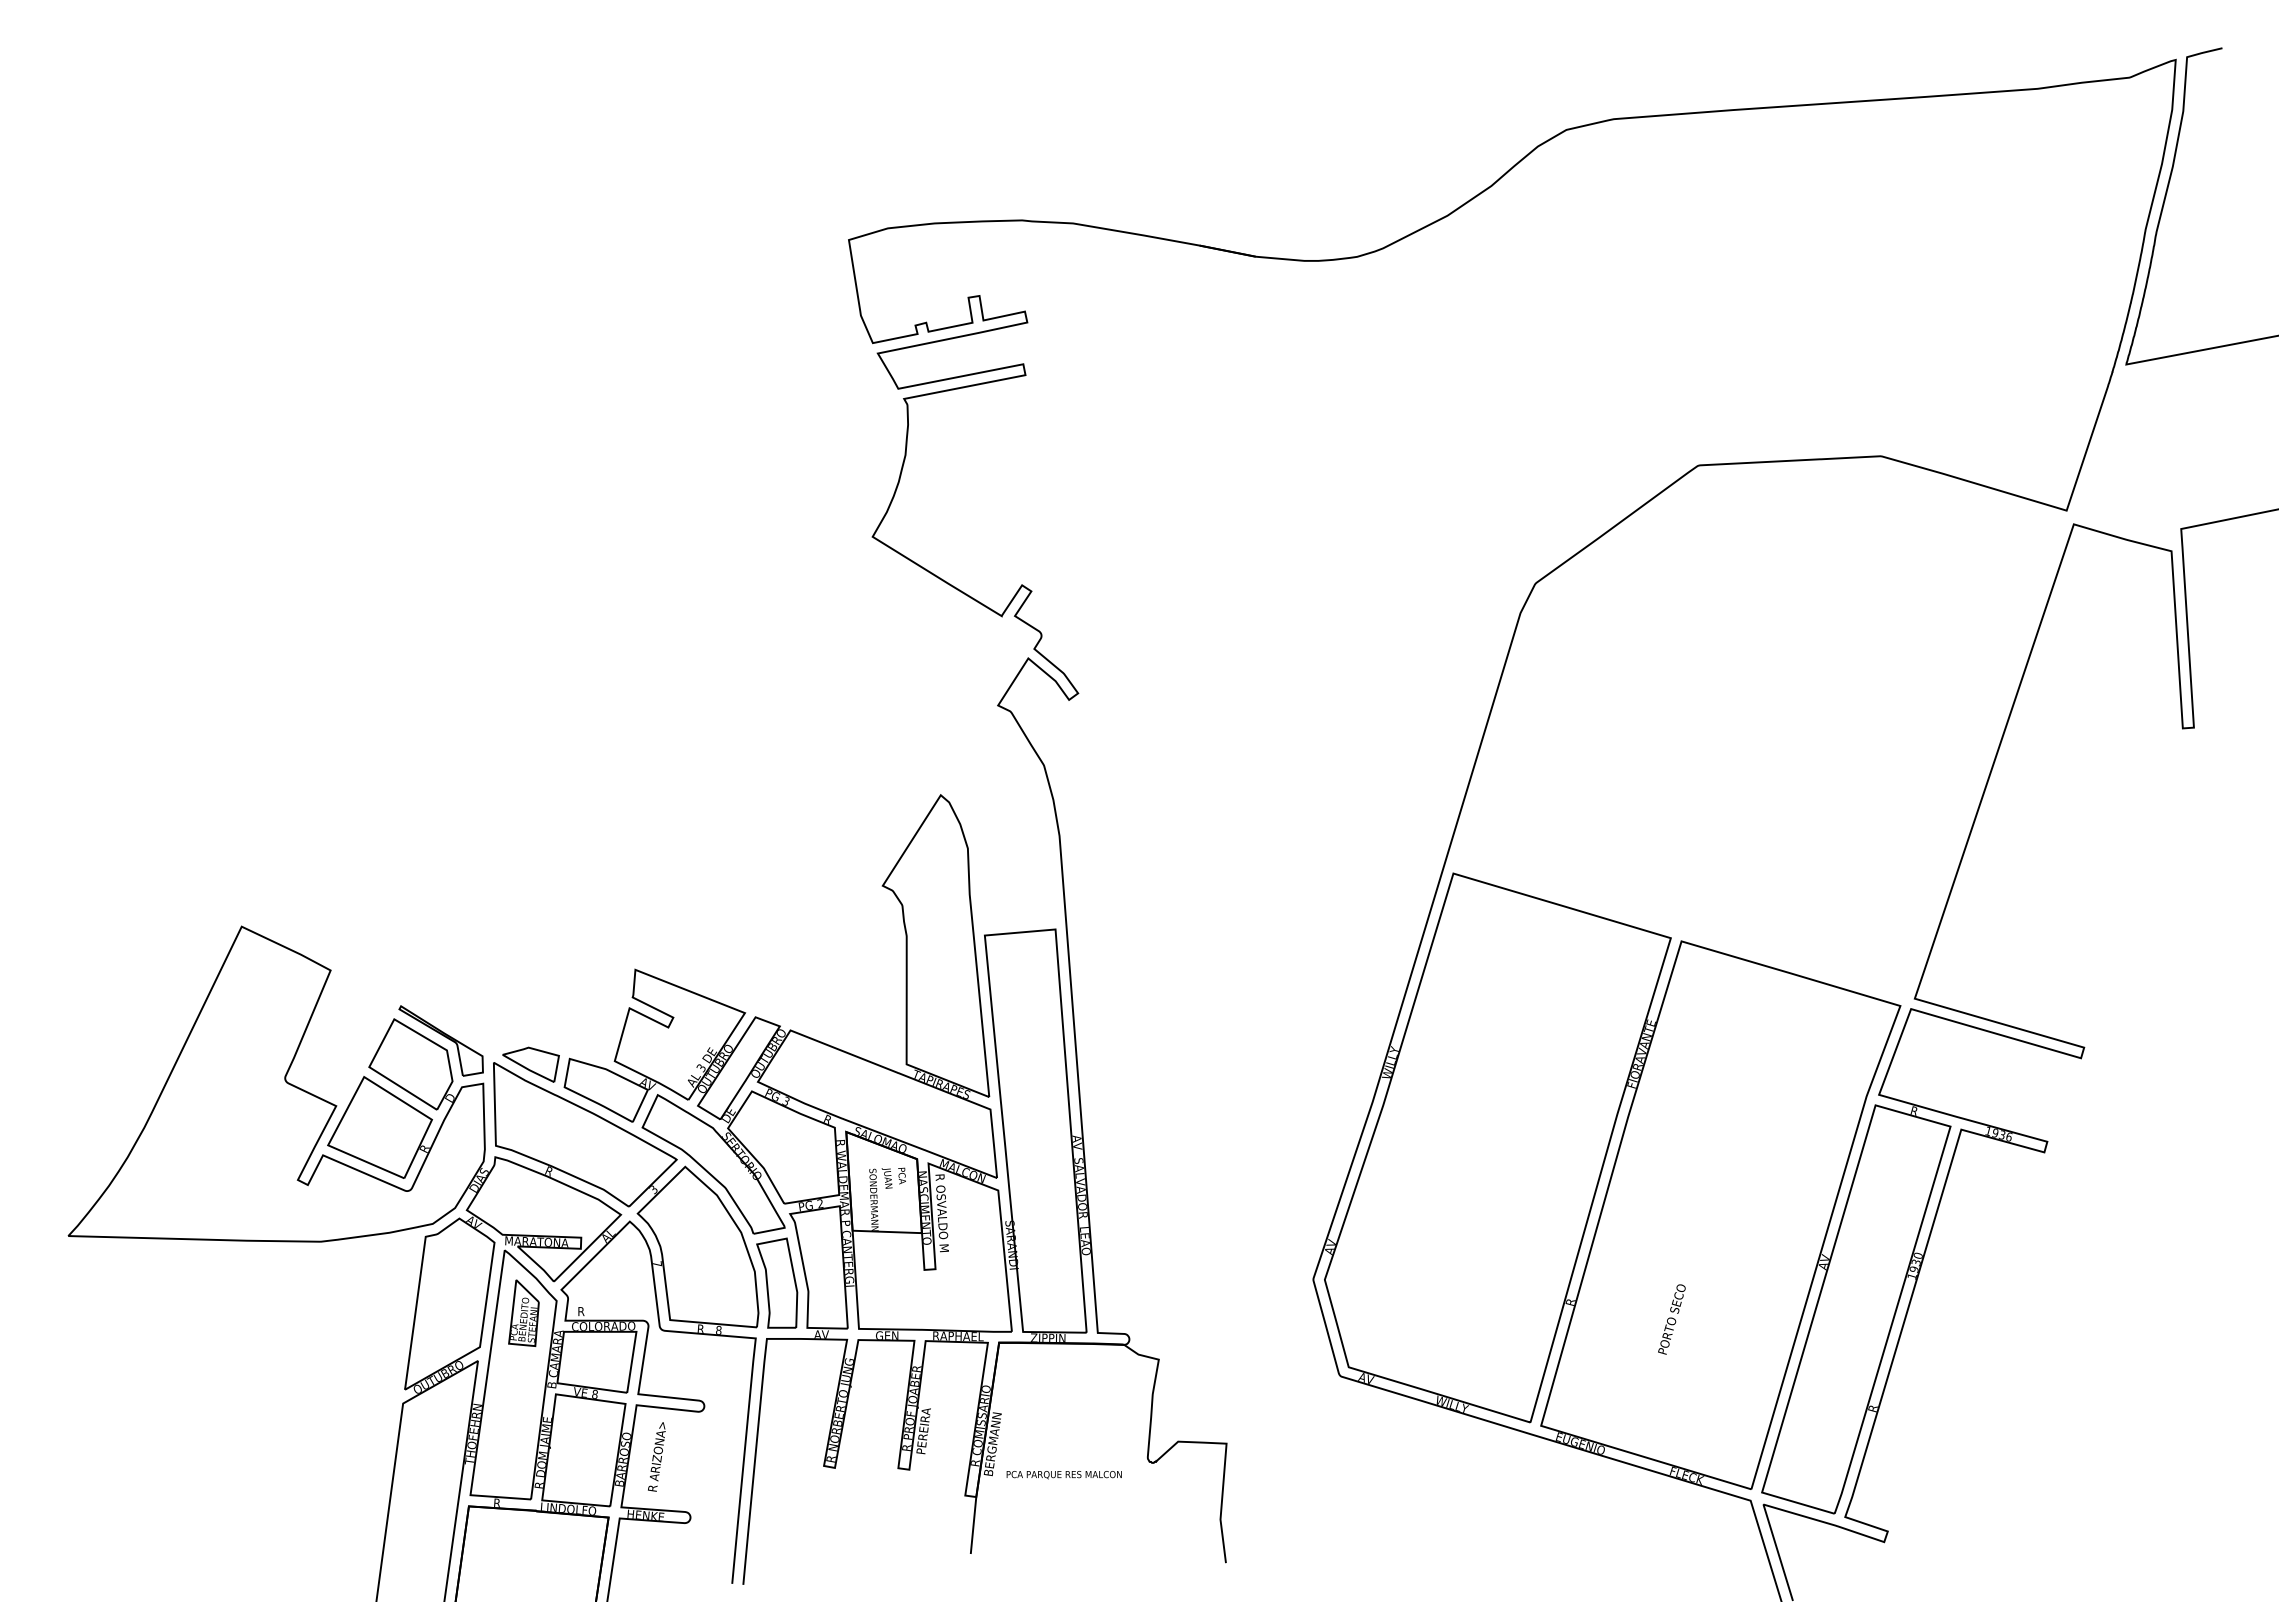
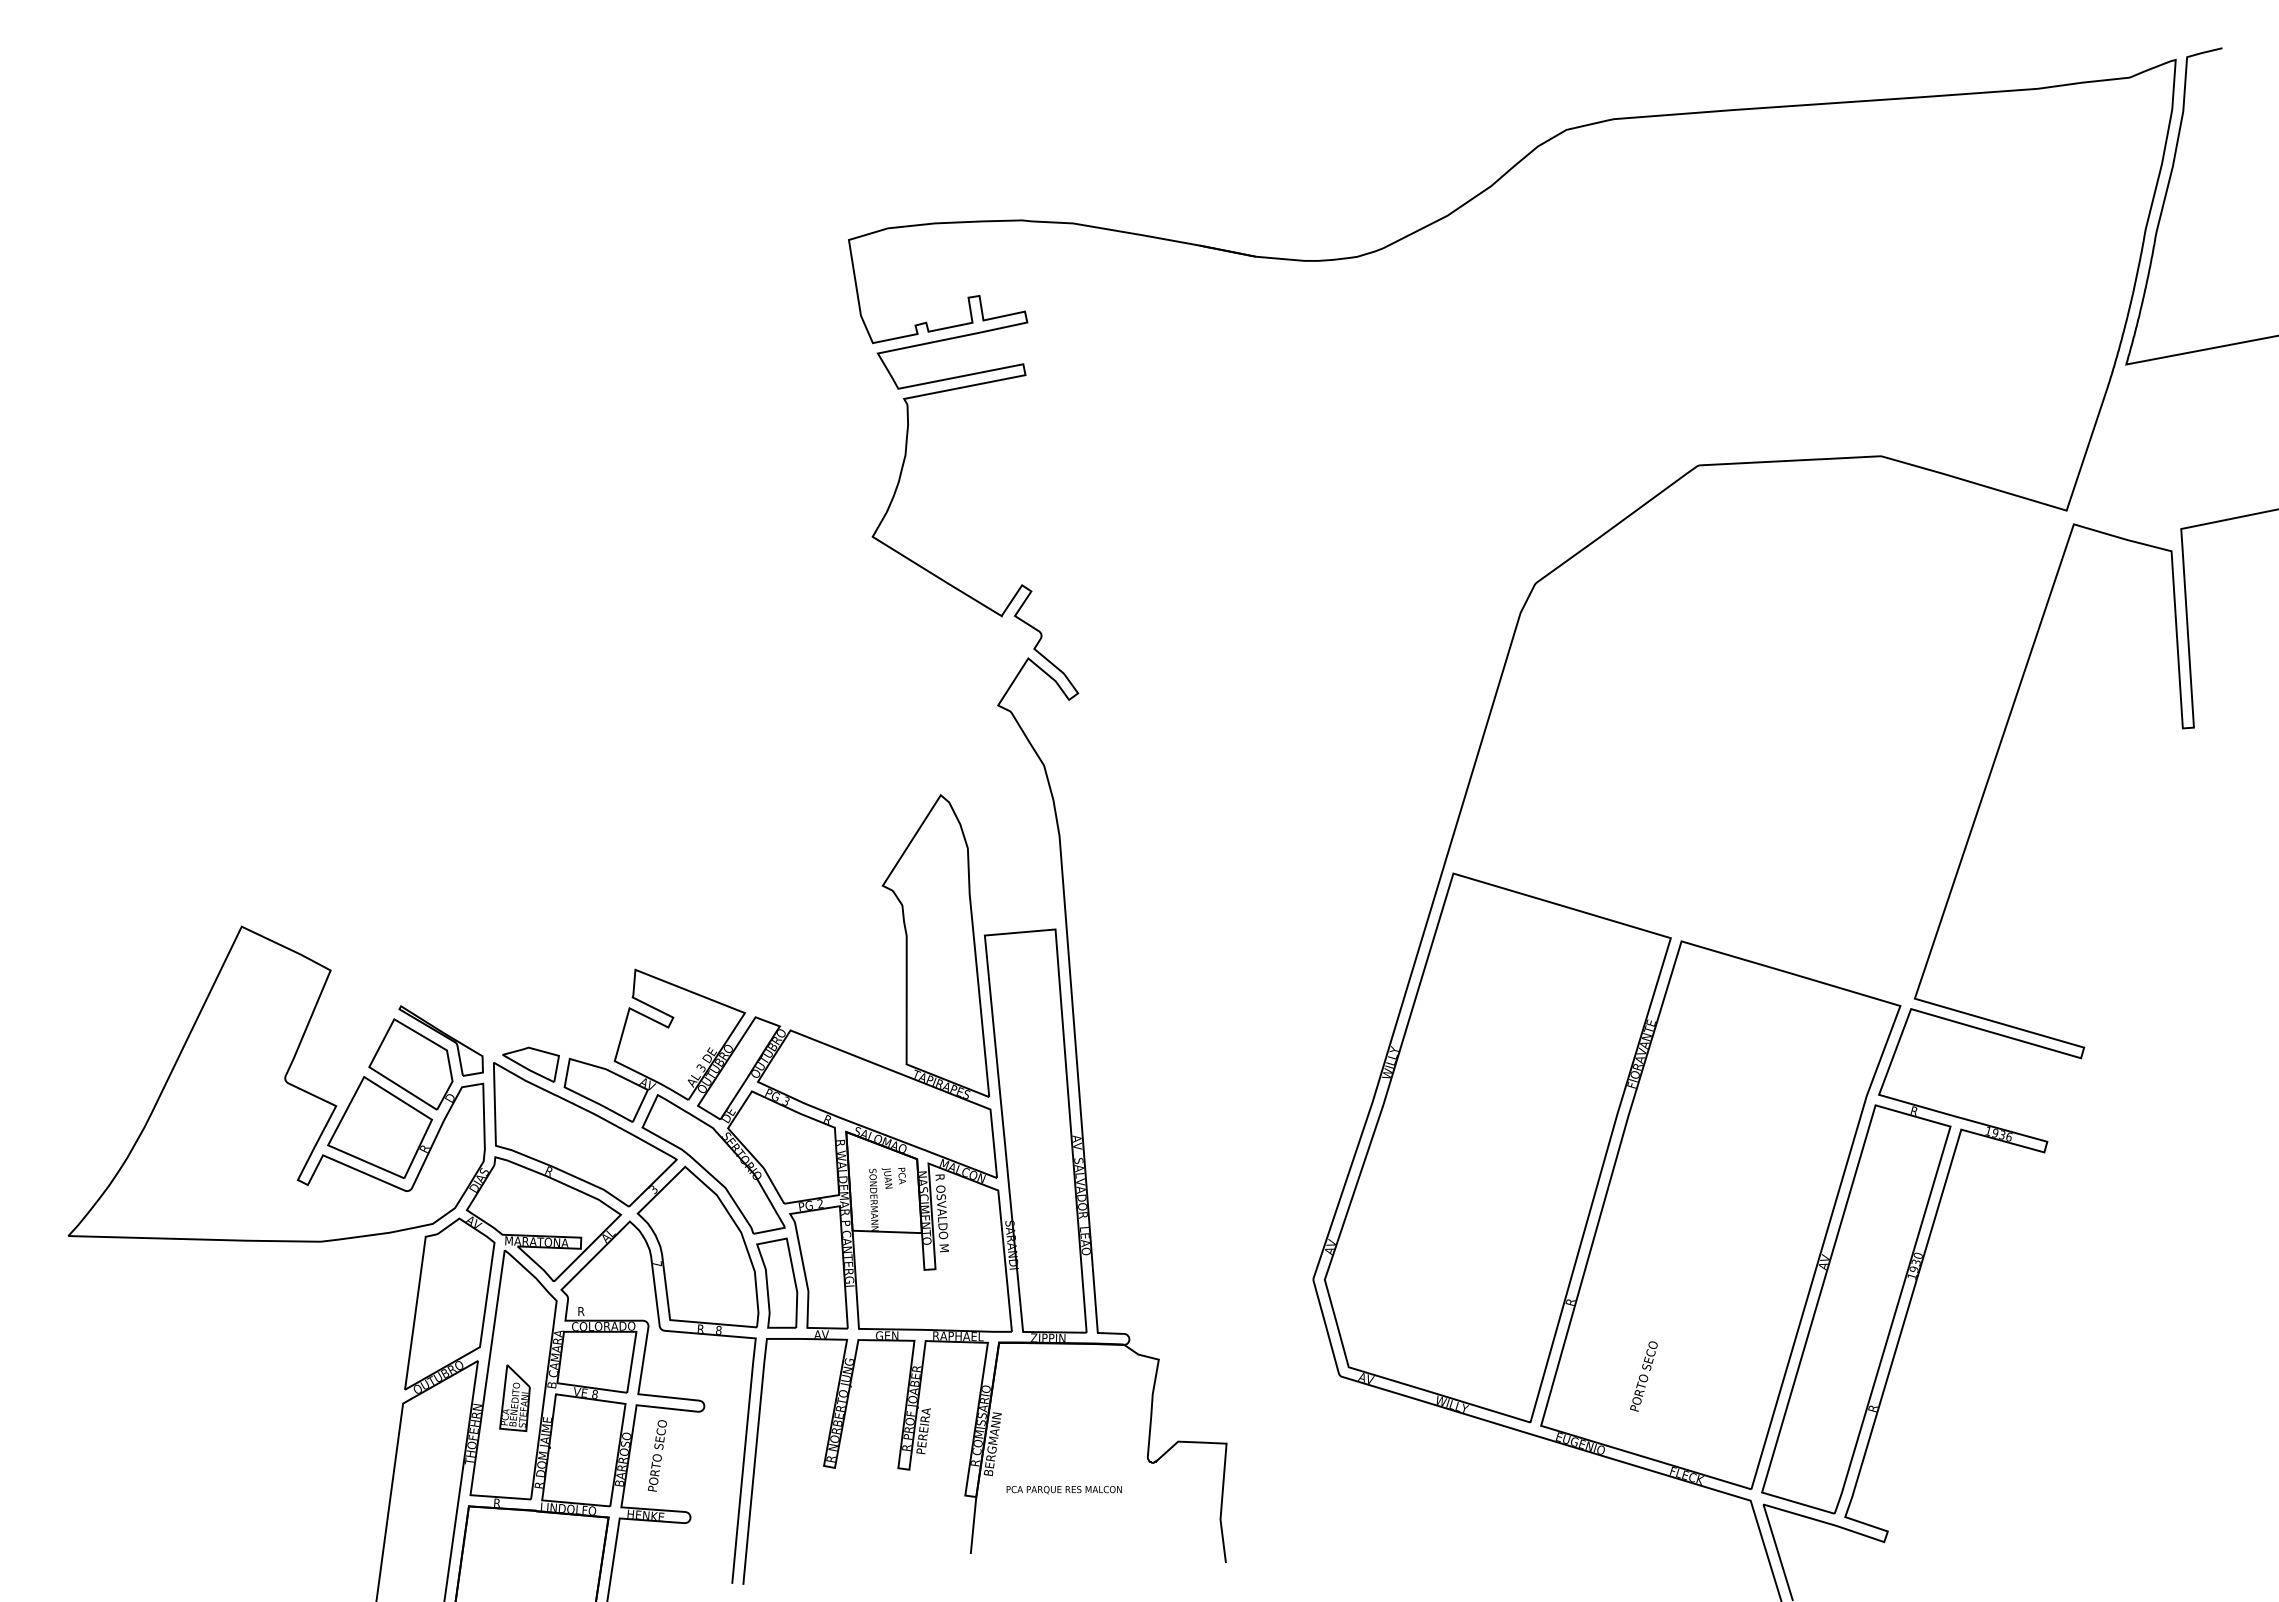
part position: (523, 1312) -> (514, 1397) (514, 1397)
text position: (1671, 1319) -> (1643, 1376) (1643, 1376)
text: R ARIZONA> -> PORTO SECO (657, 1454)
text position: (1063, 1475) -> (1063, 1490) (1063, 1490)
